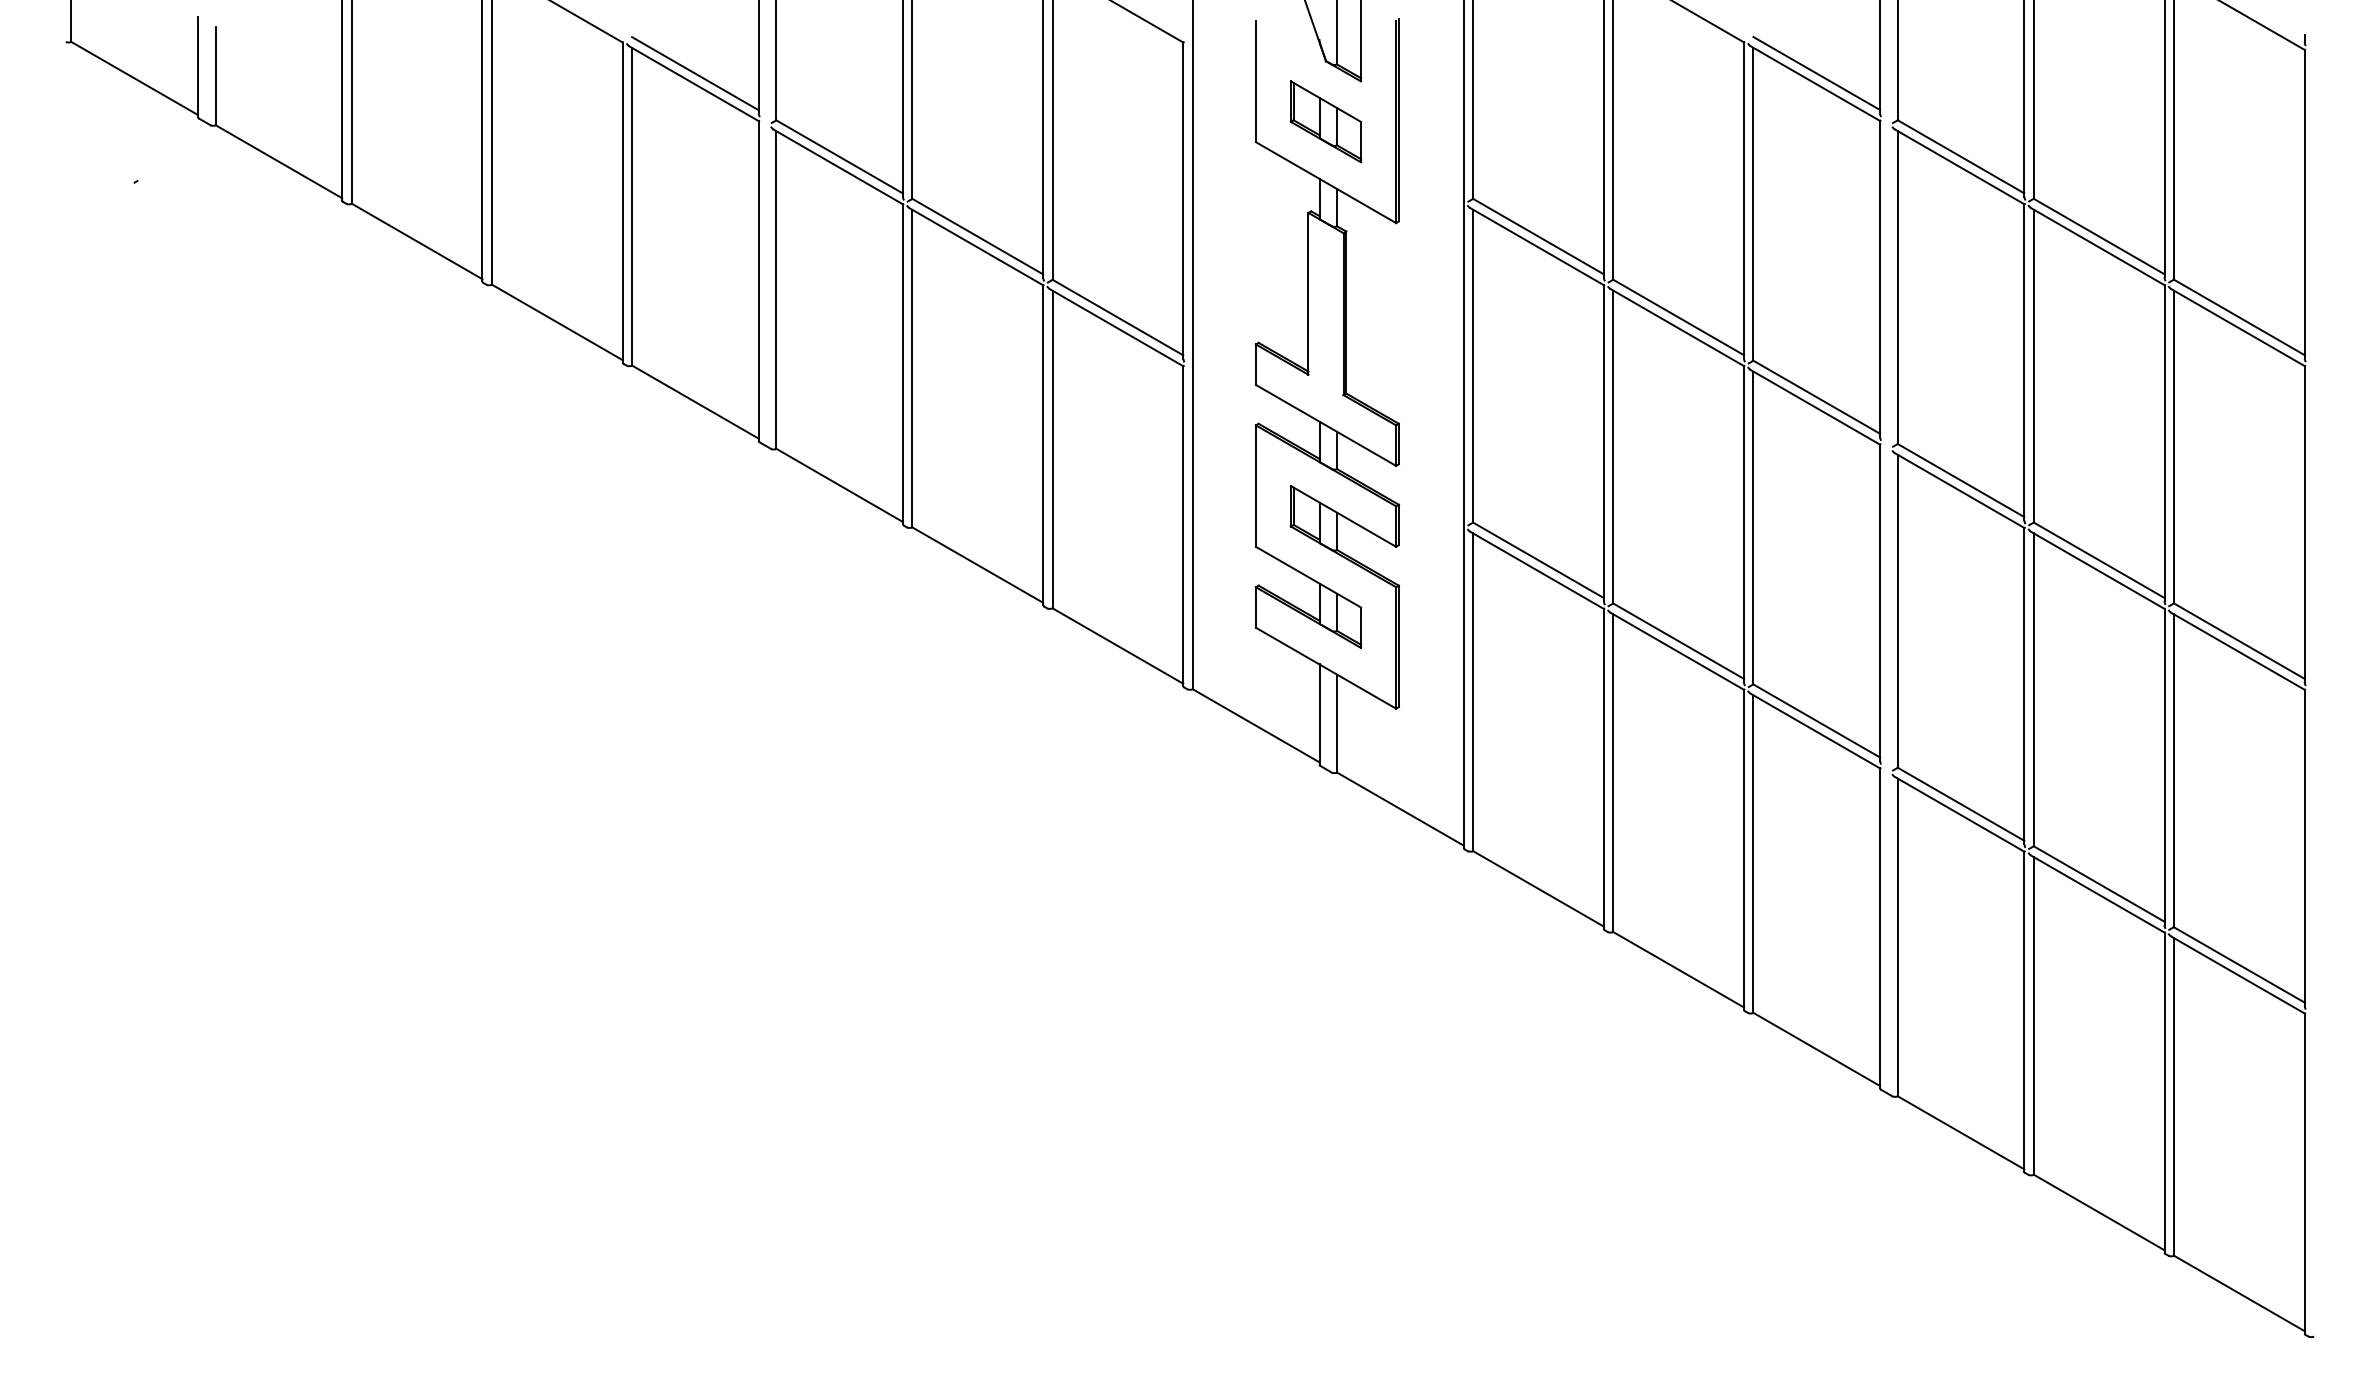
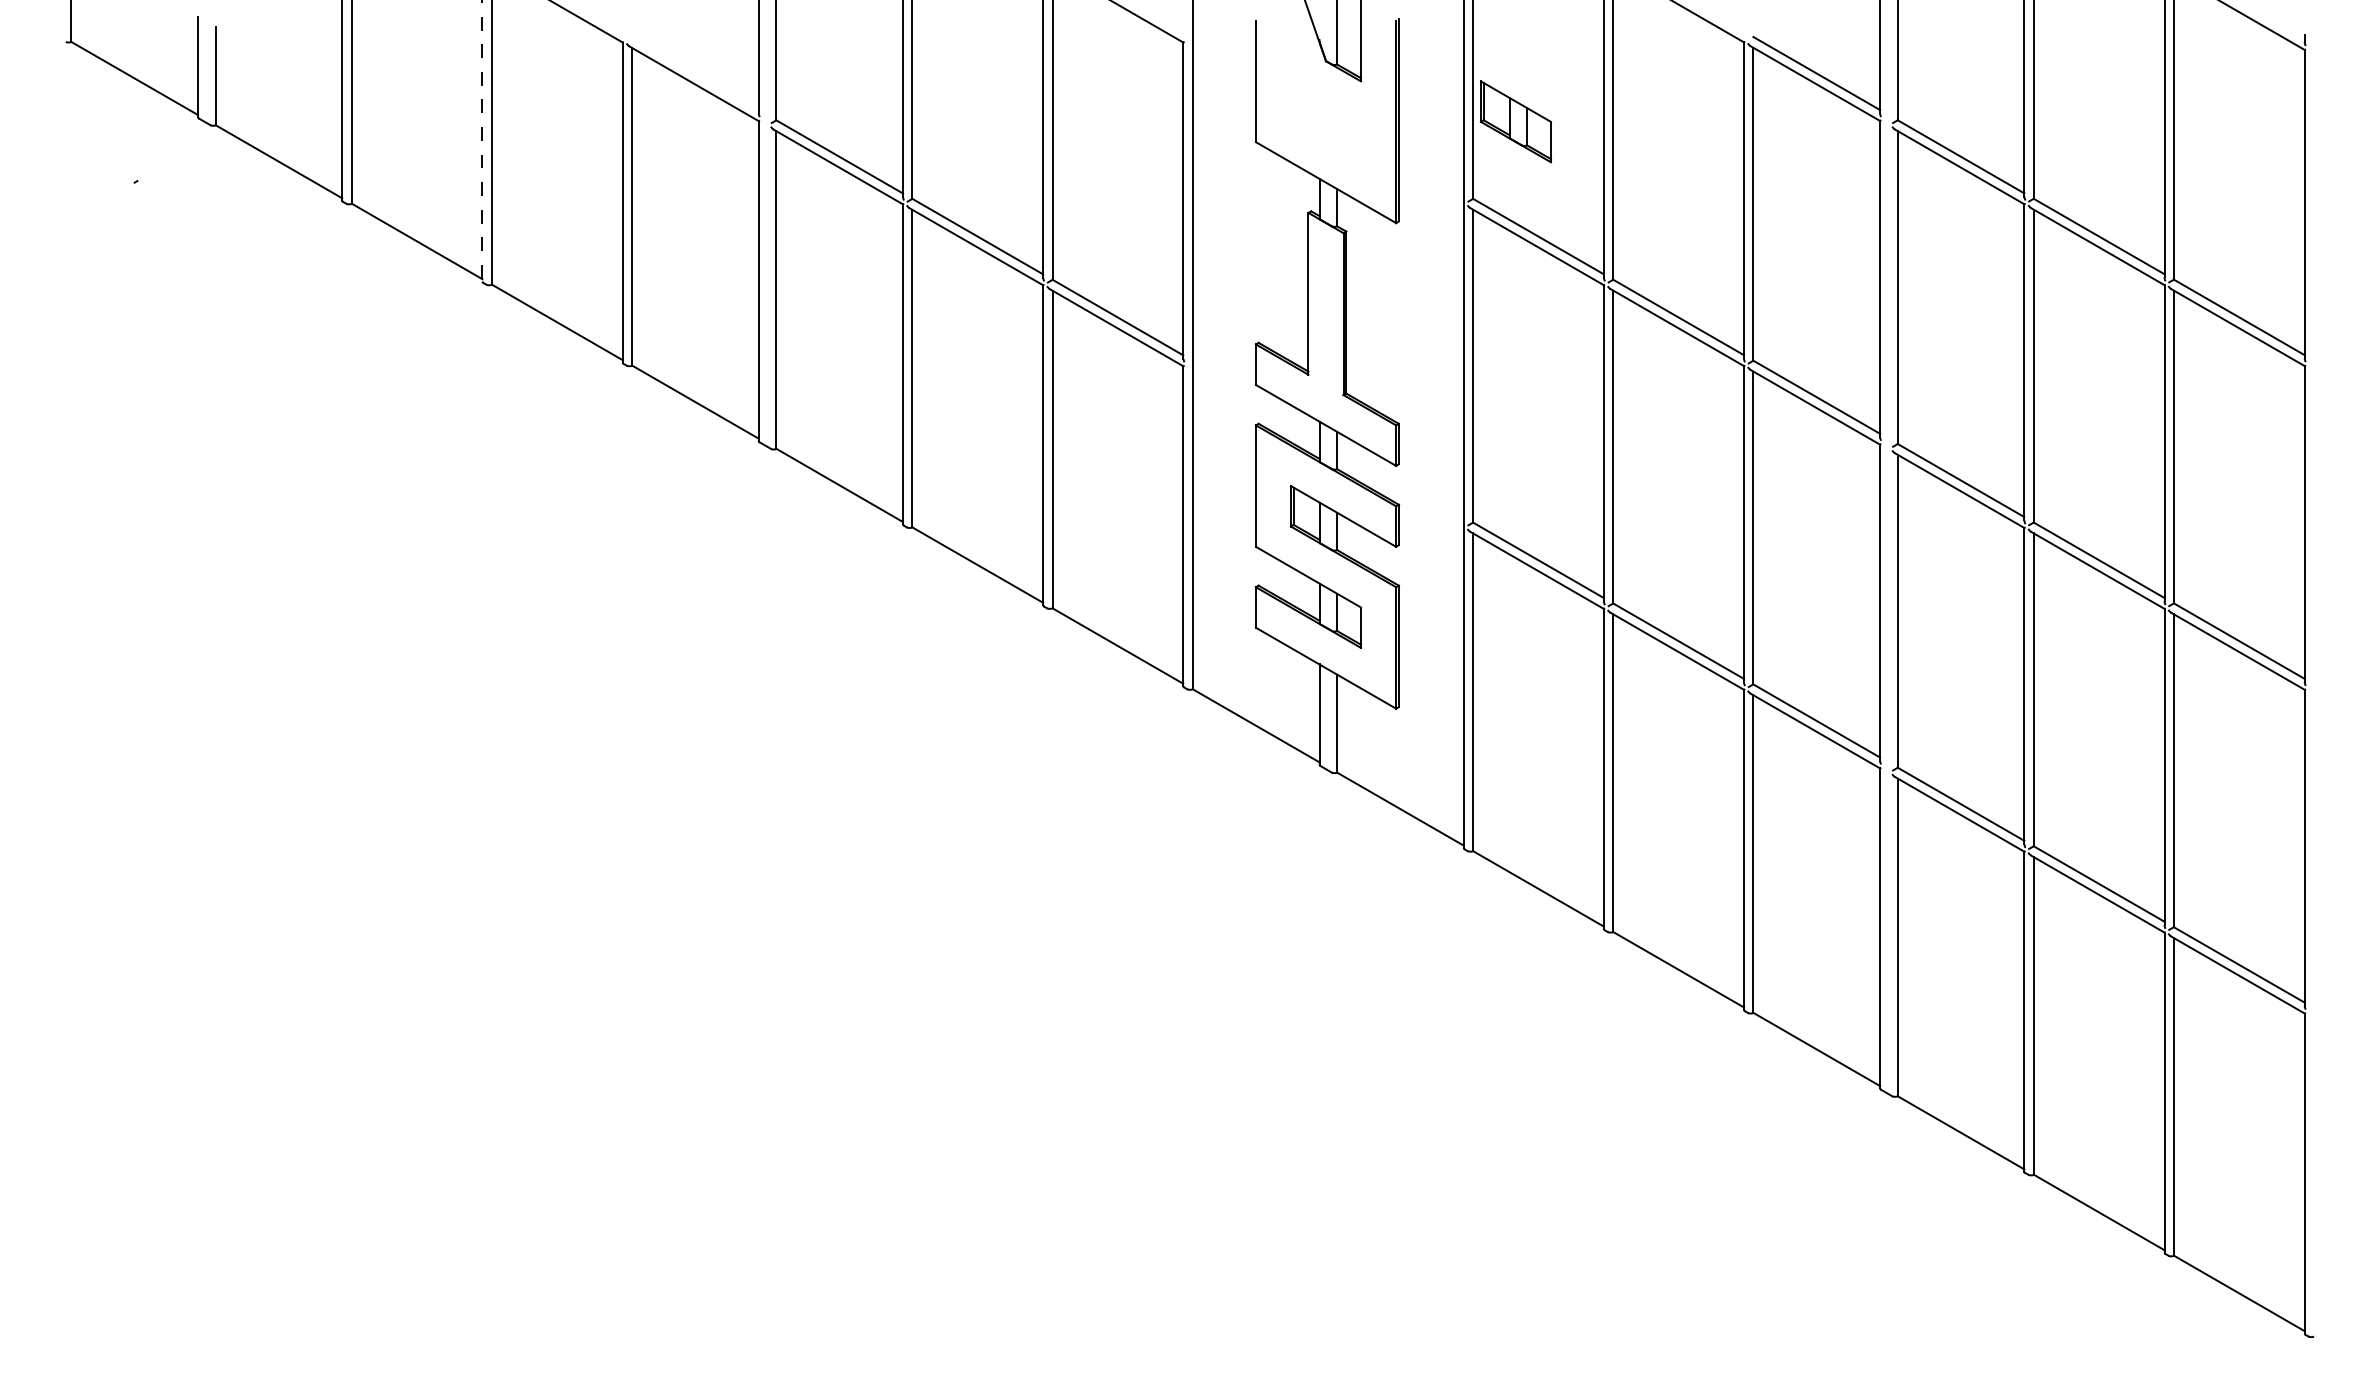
line: present -> none (695, 73)
part position: (1325, 121) -> (1515, 121) (1515, 121)
line: solid -> dashed (482, 141)
